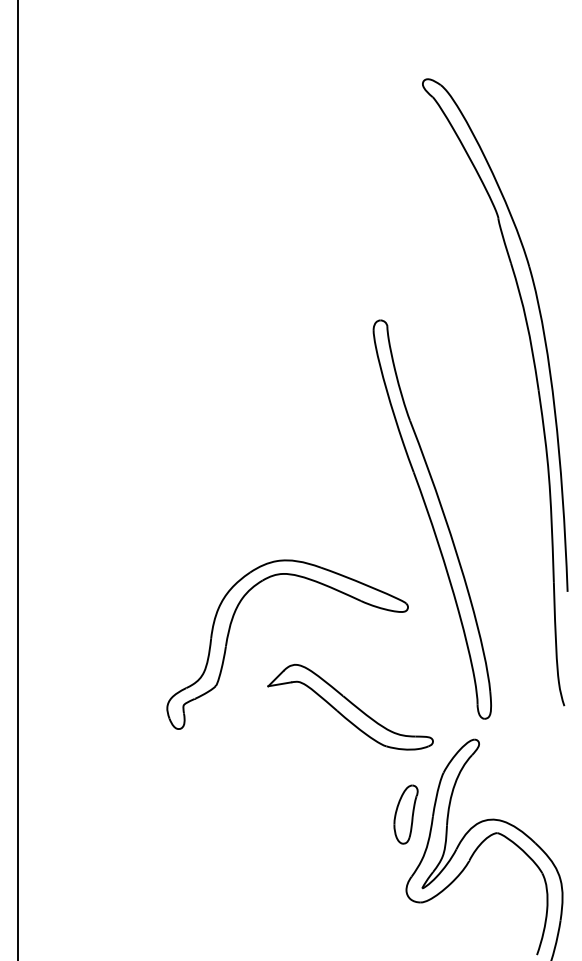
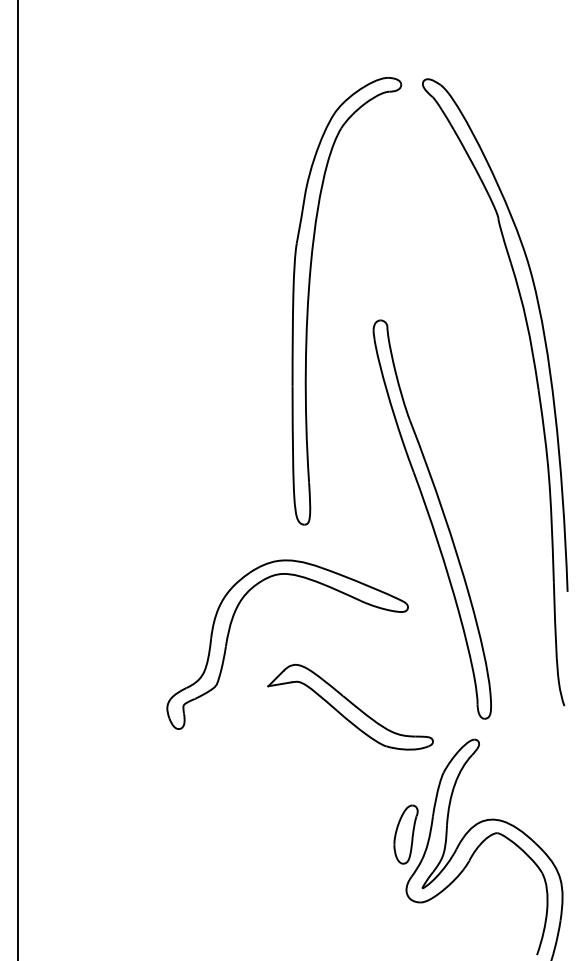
part: none -> present (309, 300)
part position: (405, 814) -> (405, 834) (405, 834)
